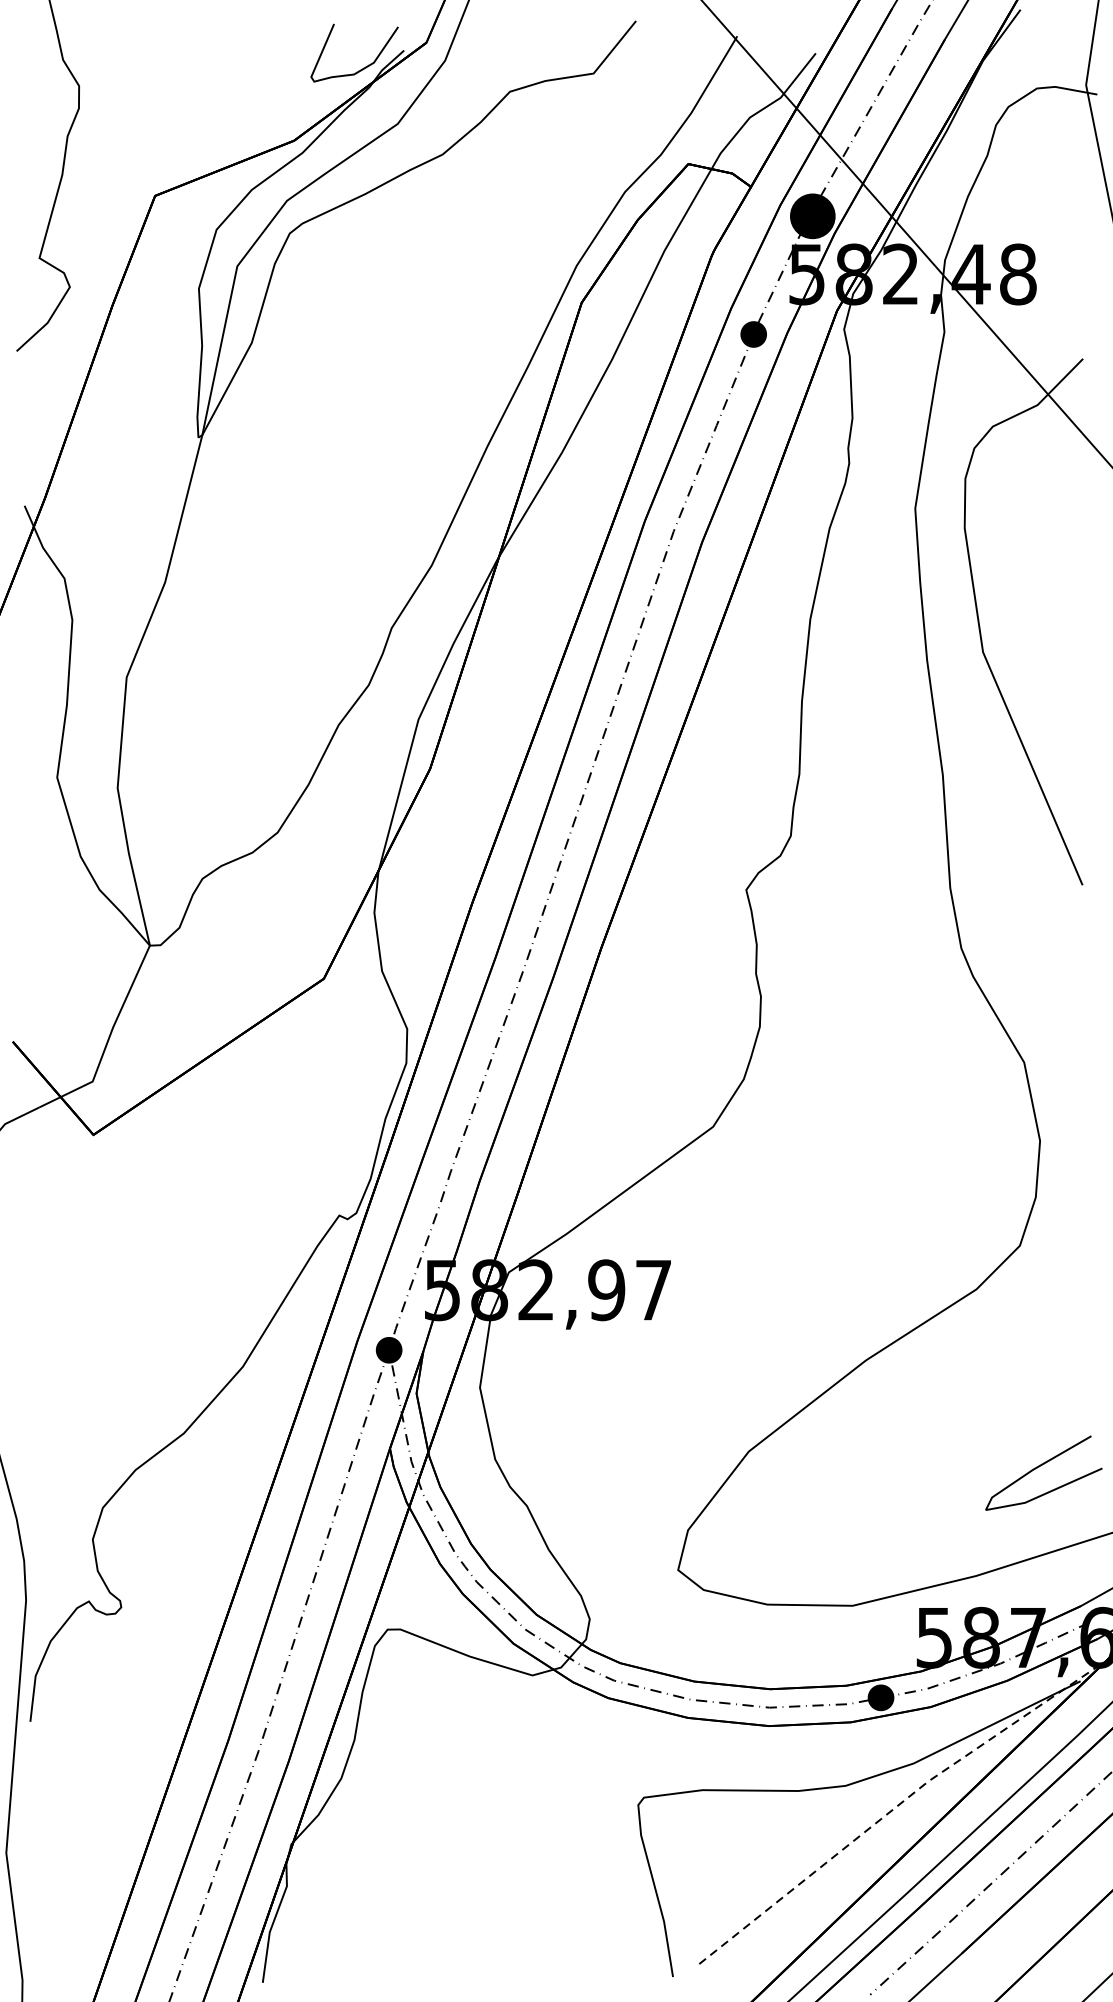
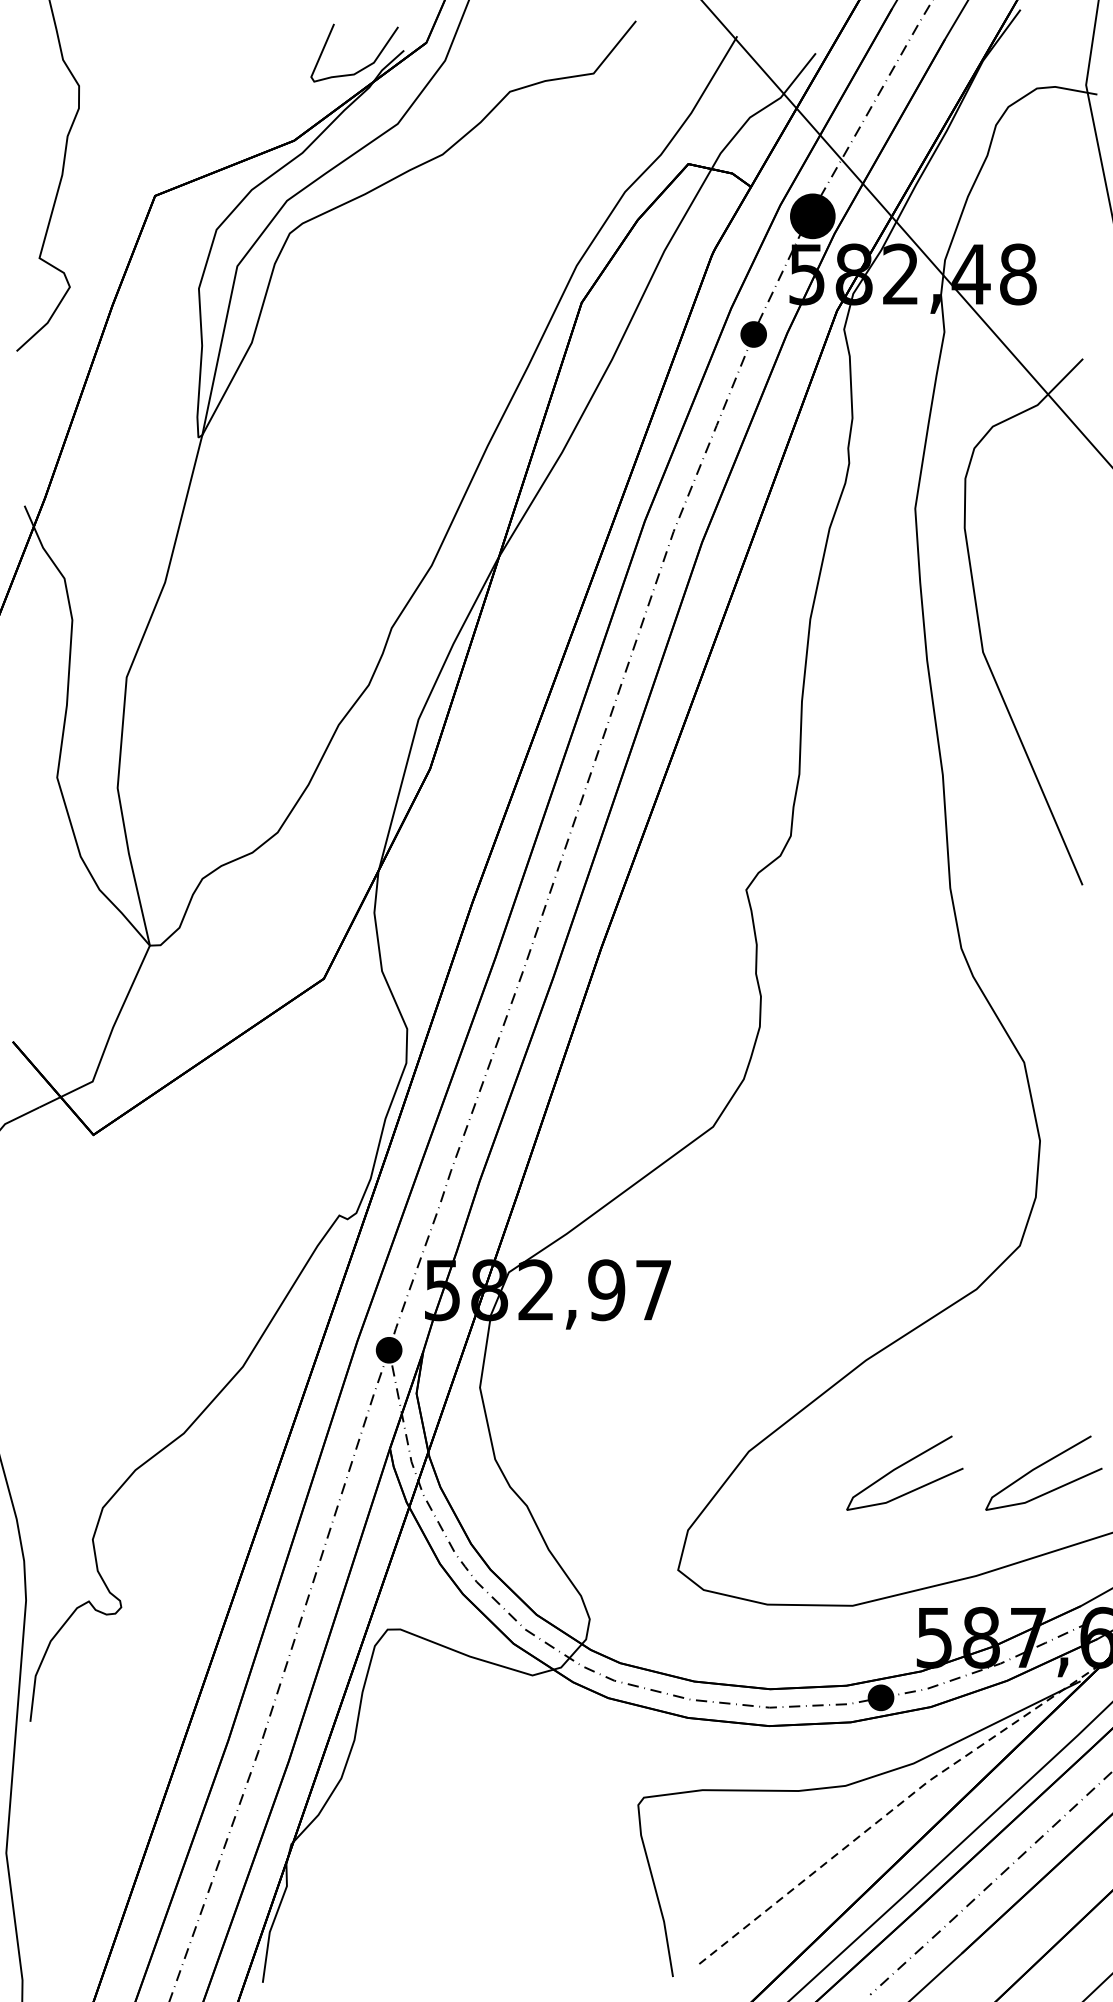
curve: none -> present (900, 1467)
